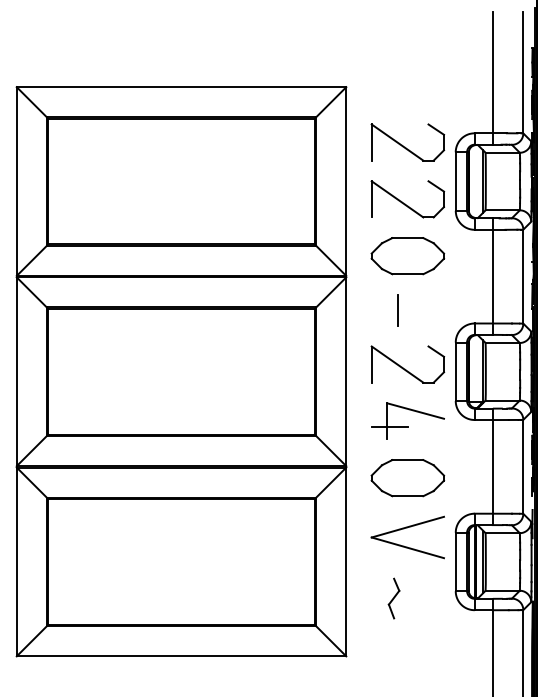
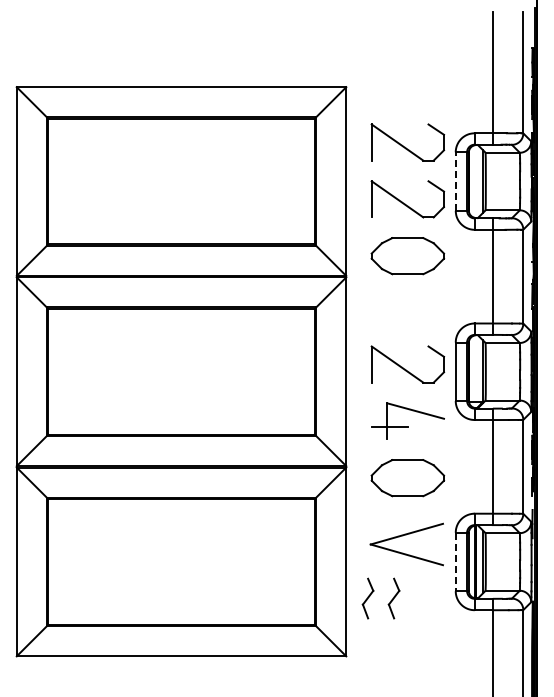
line: solid -> dashed (455, 181)
line: present -> none (397, 309)
part position: (404, 529) -> (403, 536) (403, 536)
line: solid -> dashed (455, 562)
part: none -> present (367, 598)
